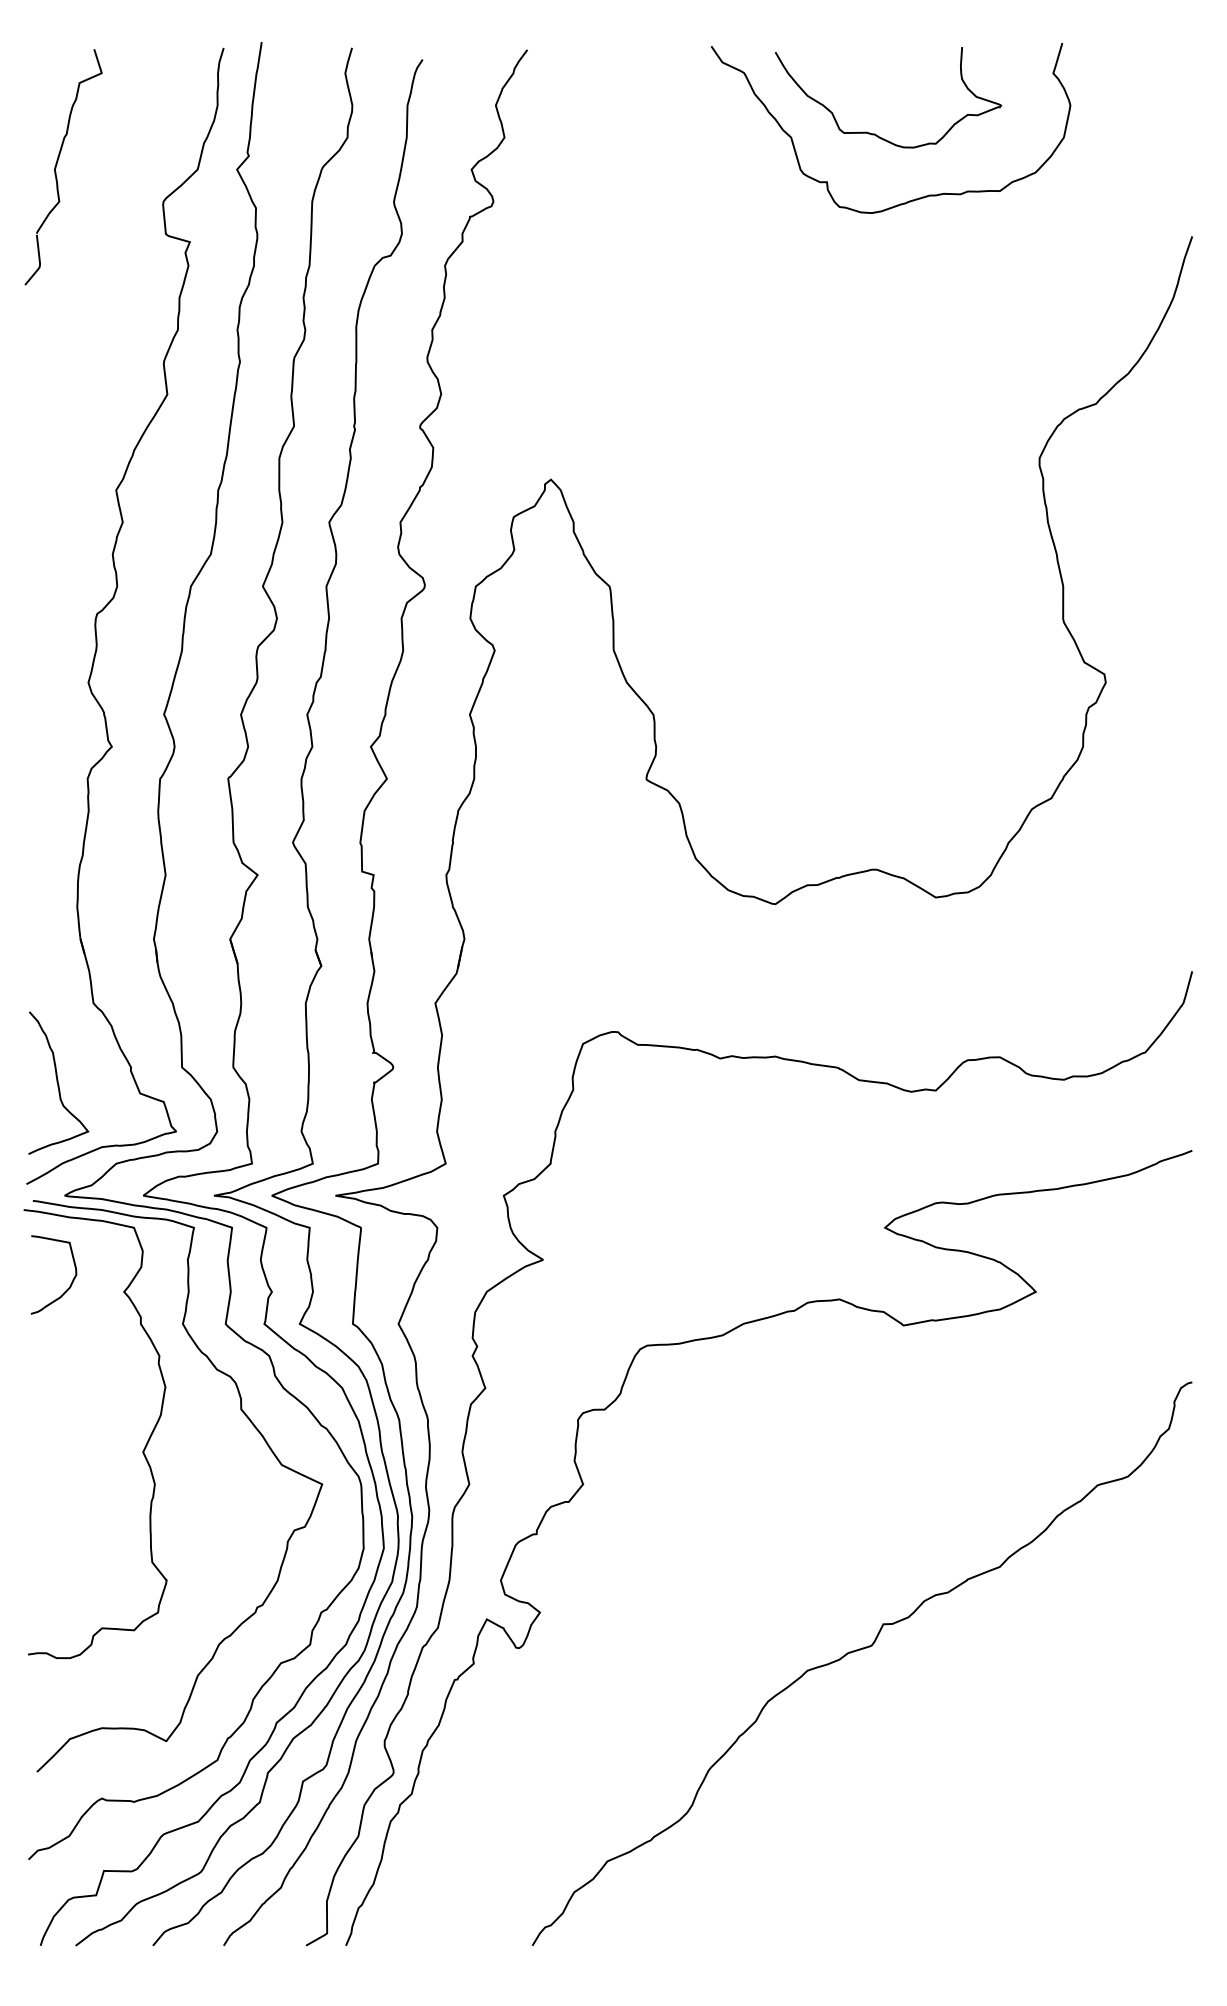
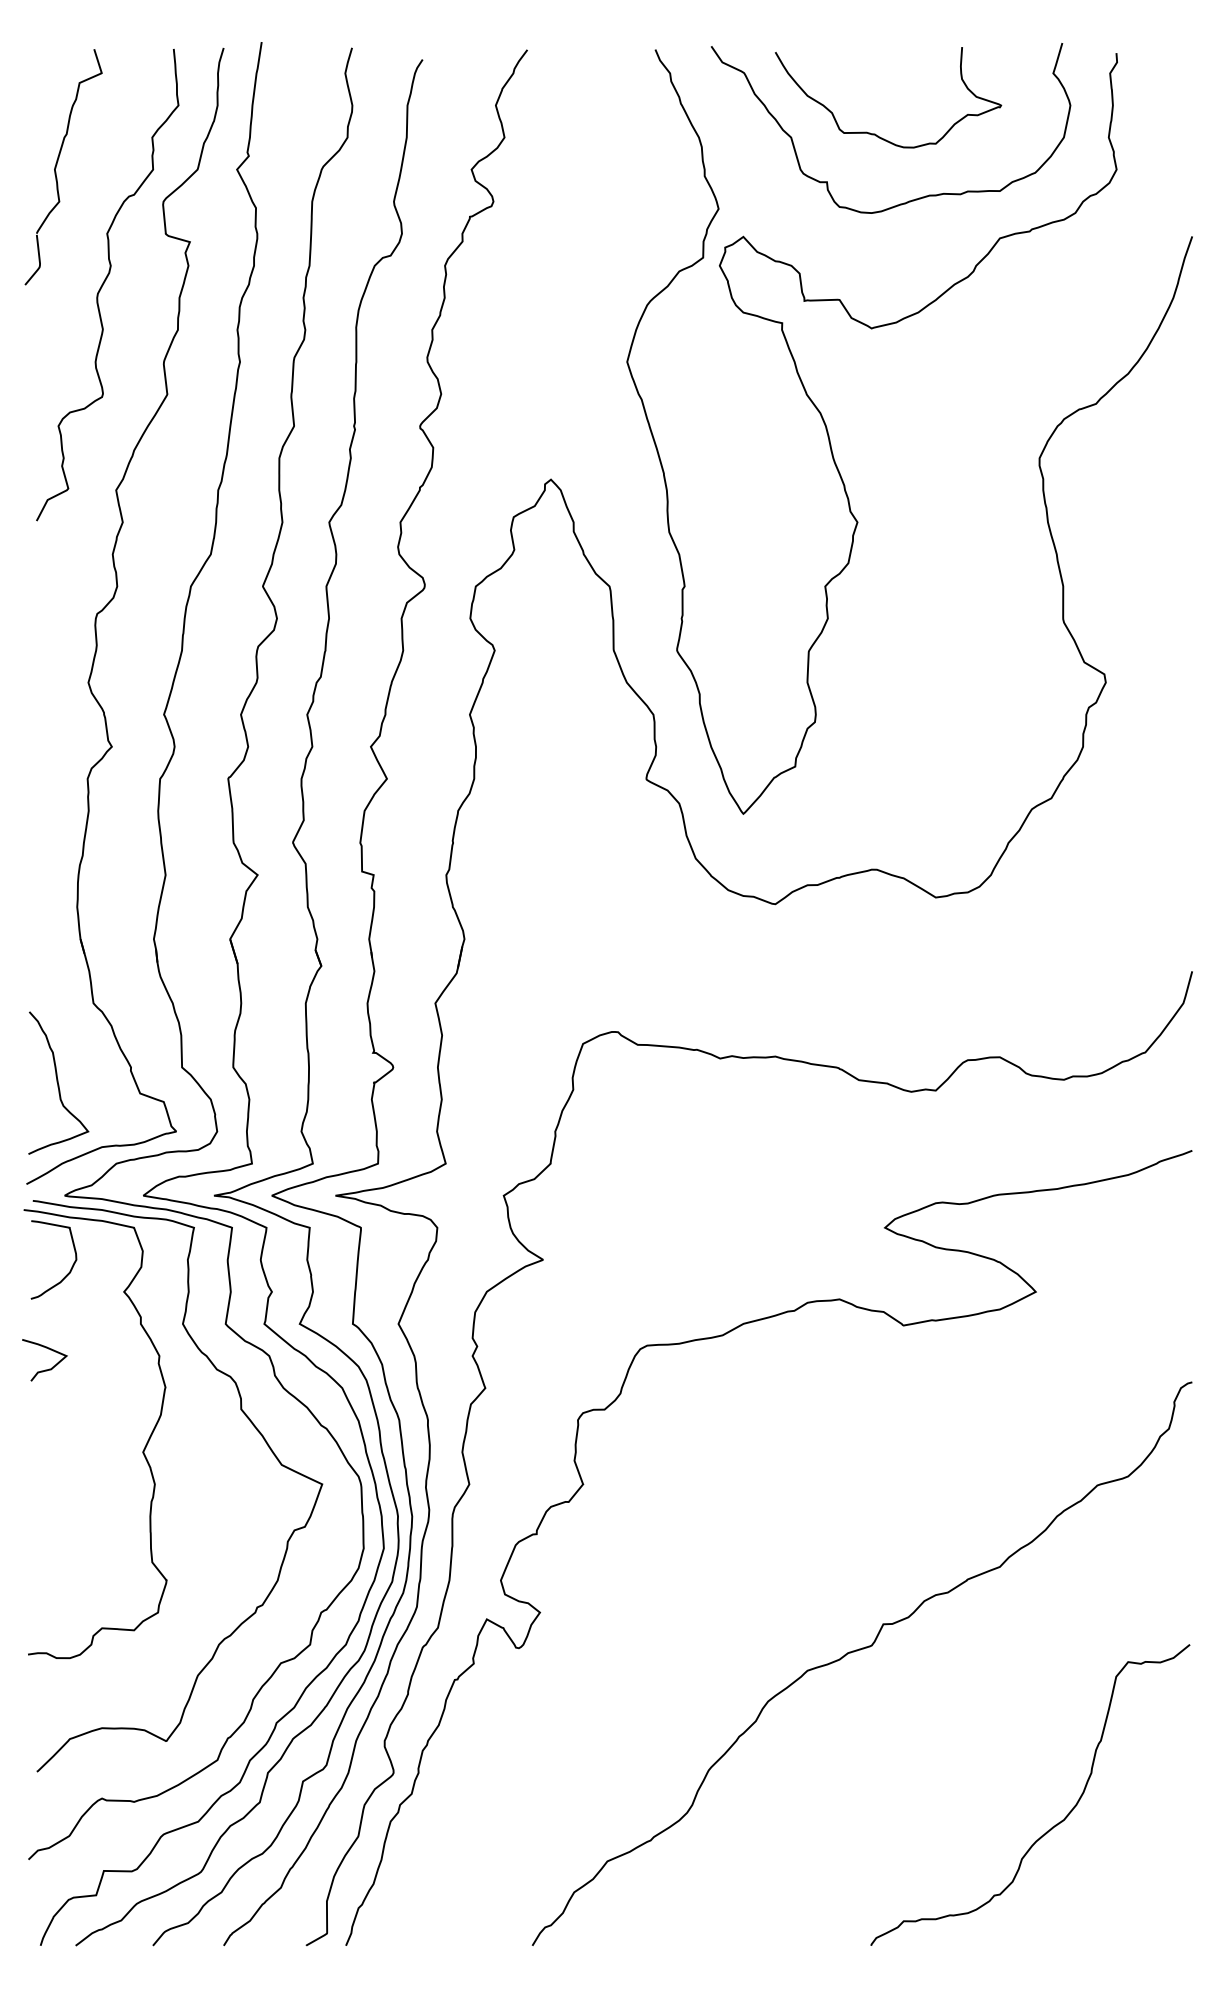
curve: none -> present (104, 283)
curve: none -> present (830, 439)
curve position: (70, 1283) -> (70, 1268) (70, 1268)
curve: none -> present (45, 1369)
curve: none -> present (1052, 1826)
